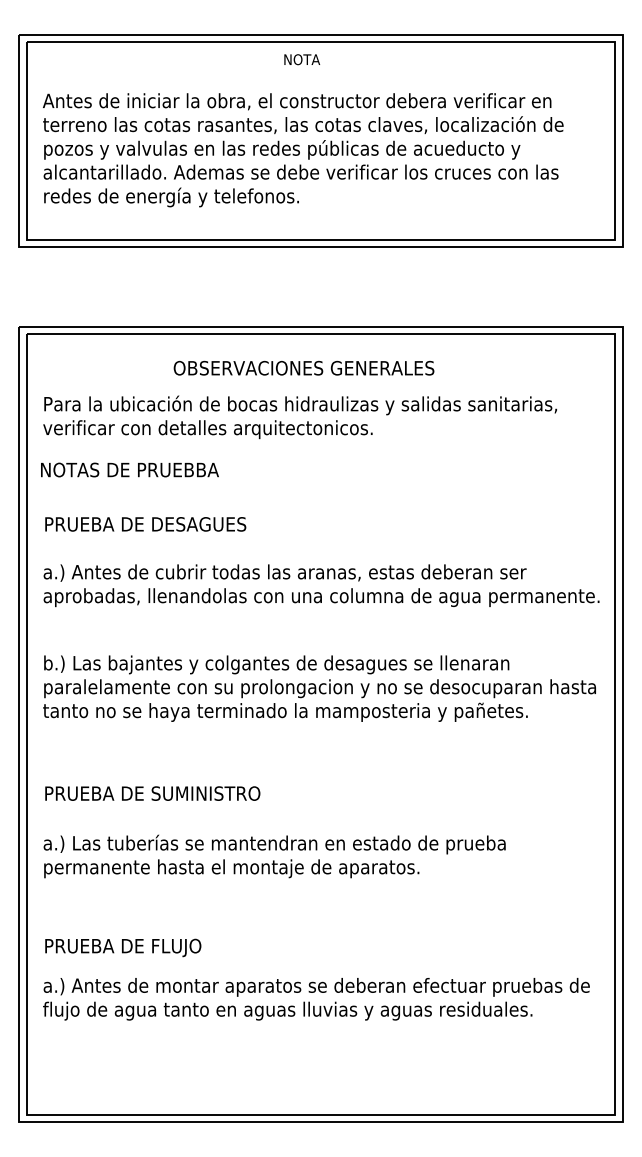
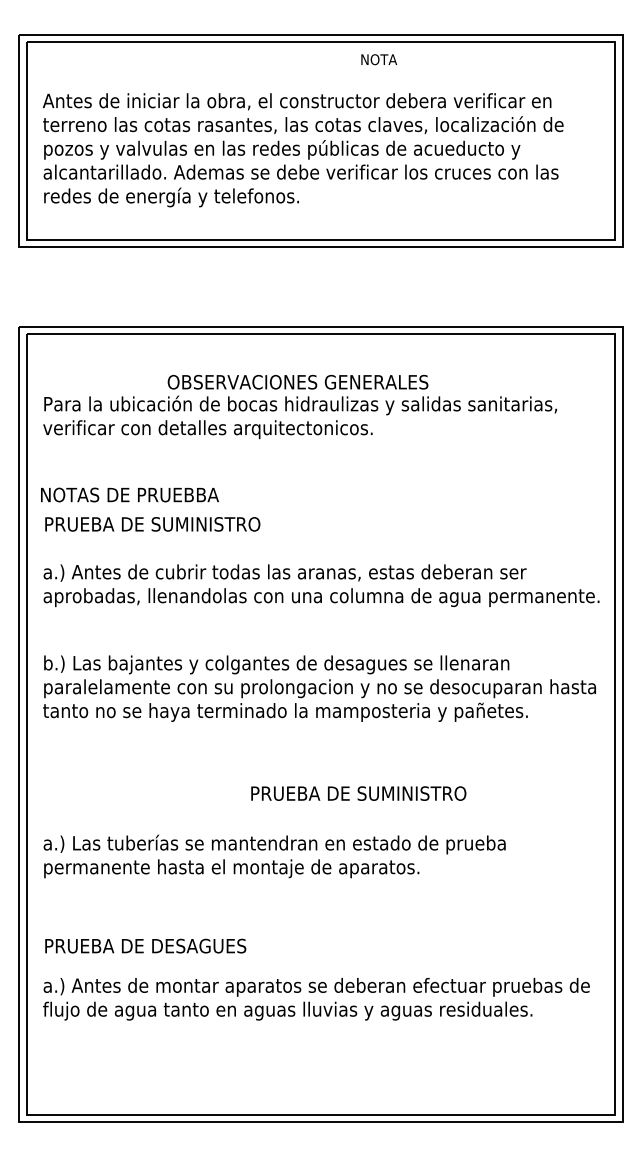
text position: (302, 59) -> (379, 59) (379, 59)
text position: (303, 367) -> (297, 381) (297, 381)
text position: (129, 469) -> (129, 494) (129, 494)
text: PRUEBA DE DESAGUES -> PRUEBA DE SUMINISTRO (205, 524)
text position: (152, 793) -> (358, 793) (358, 793)
text: PRUEBA DE FLUJO -> PRUEBA DE DESAGUES (200, 947)
